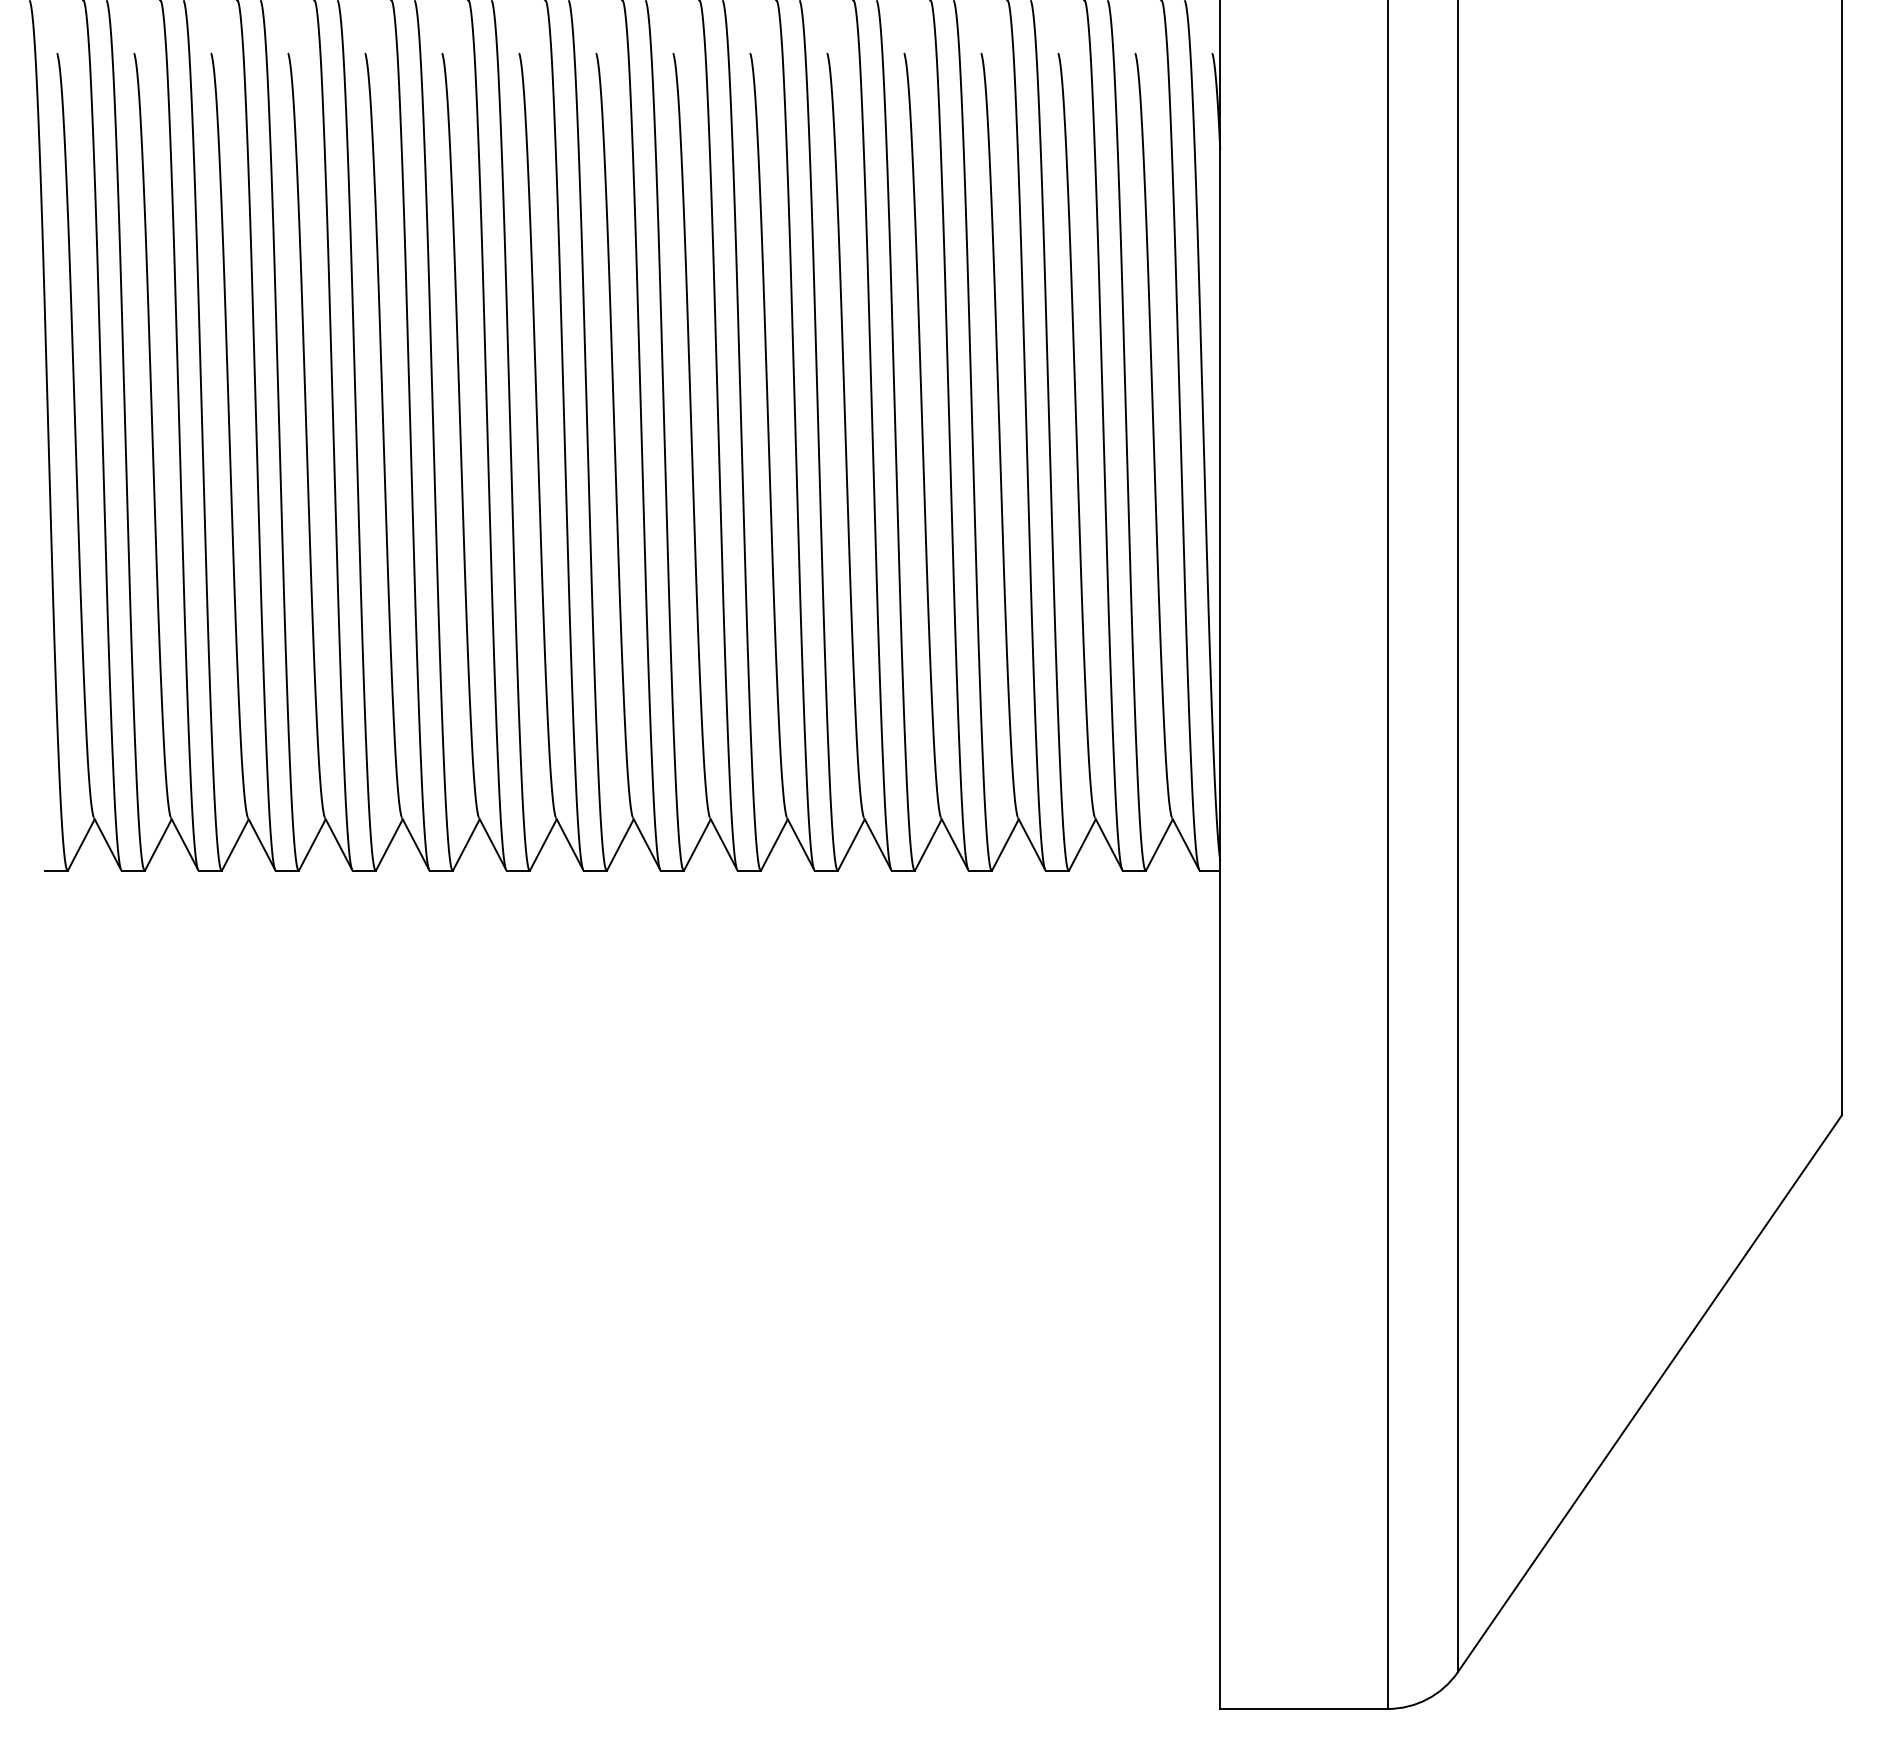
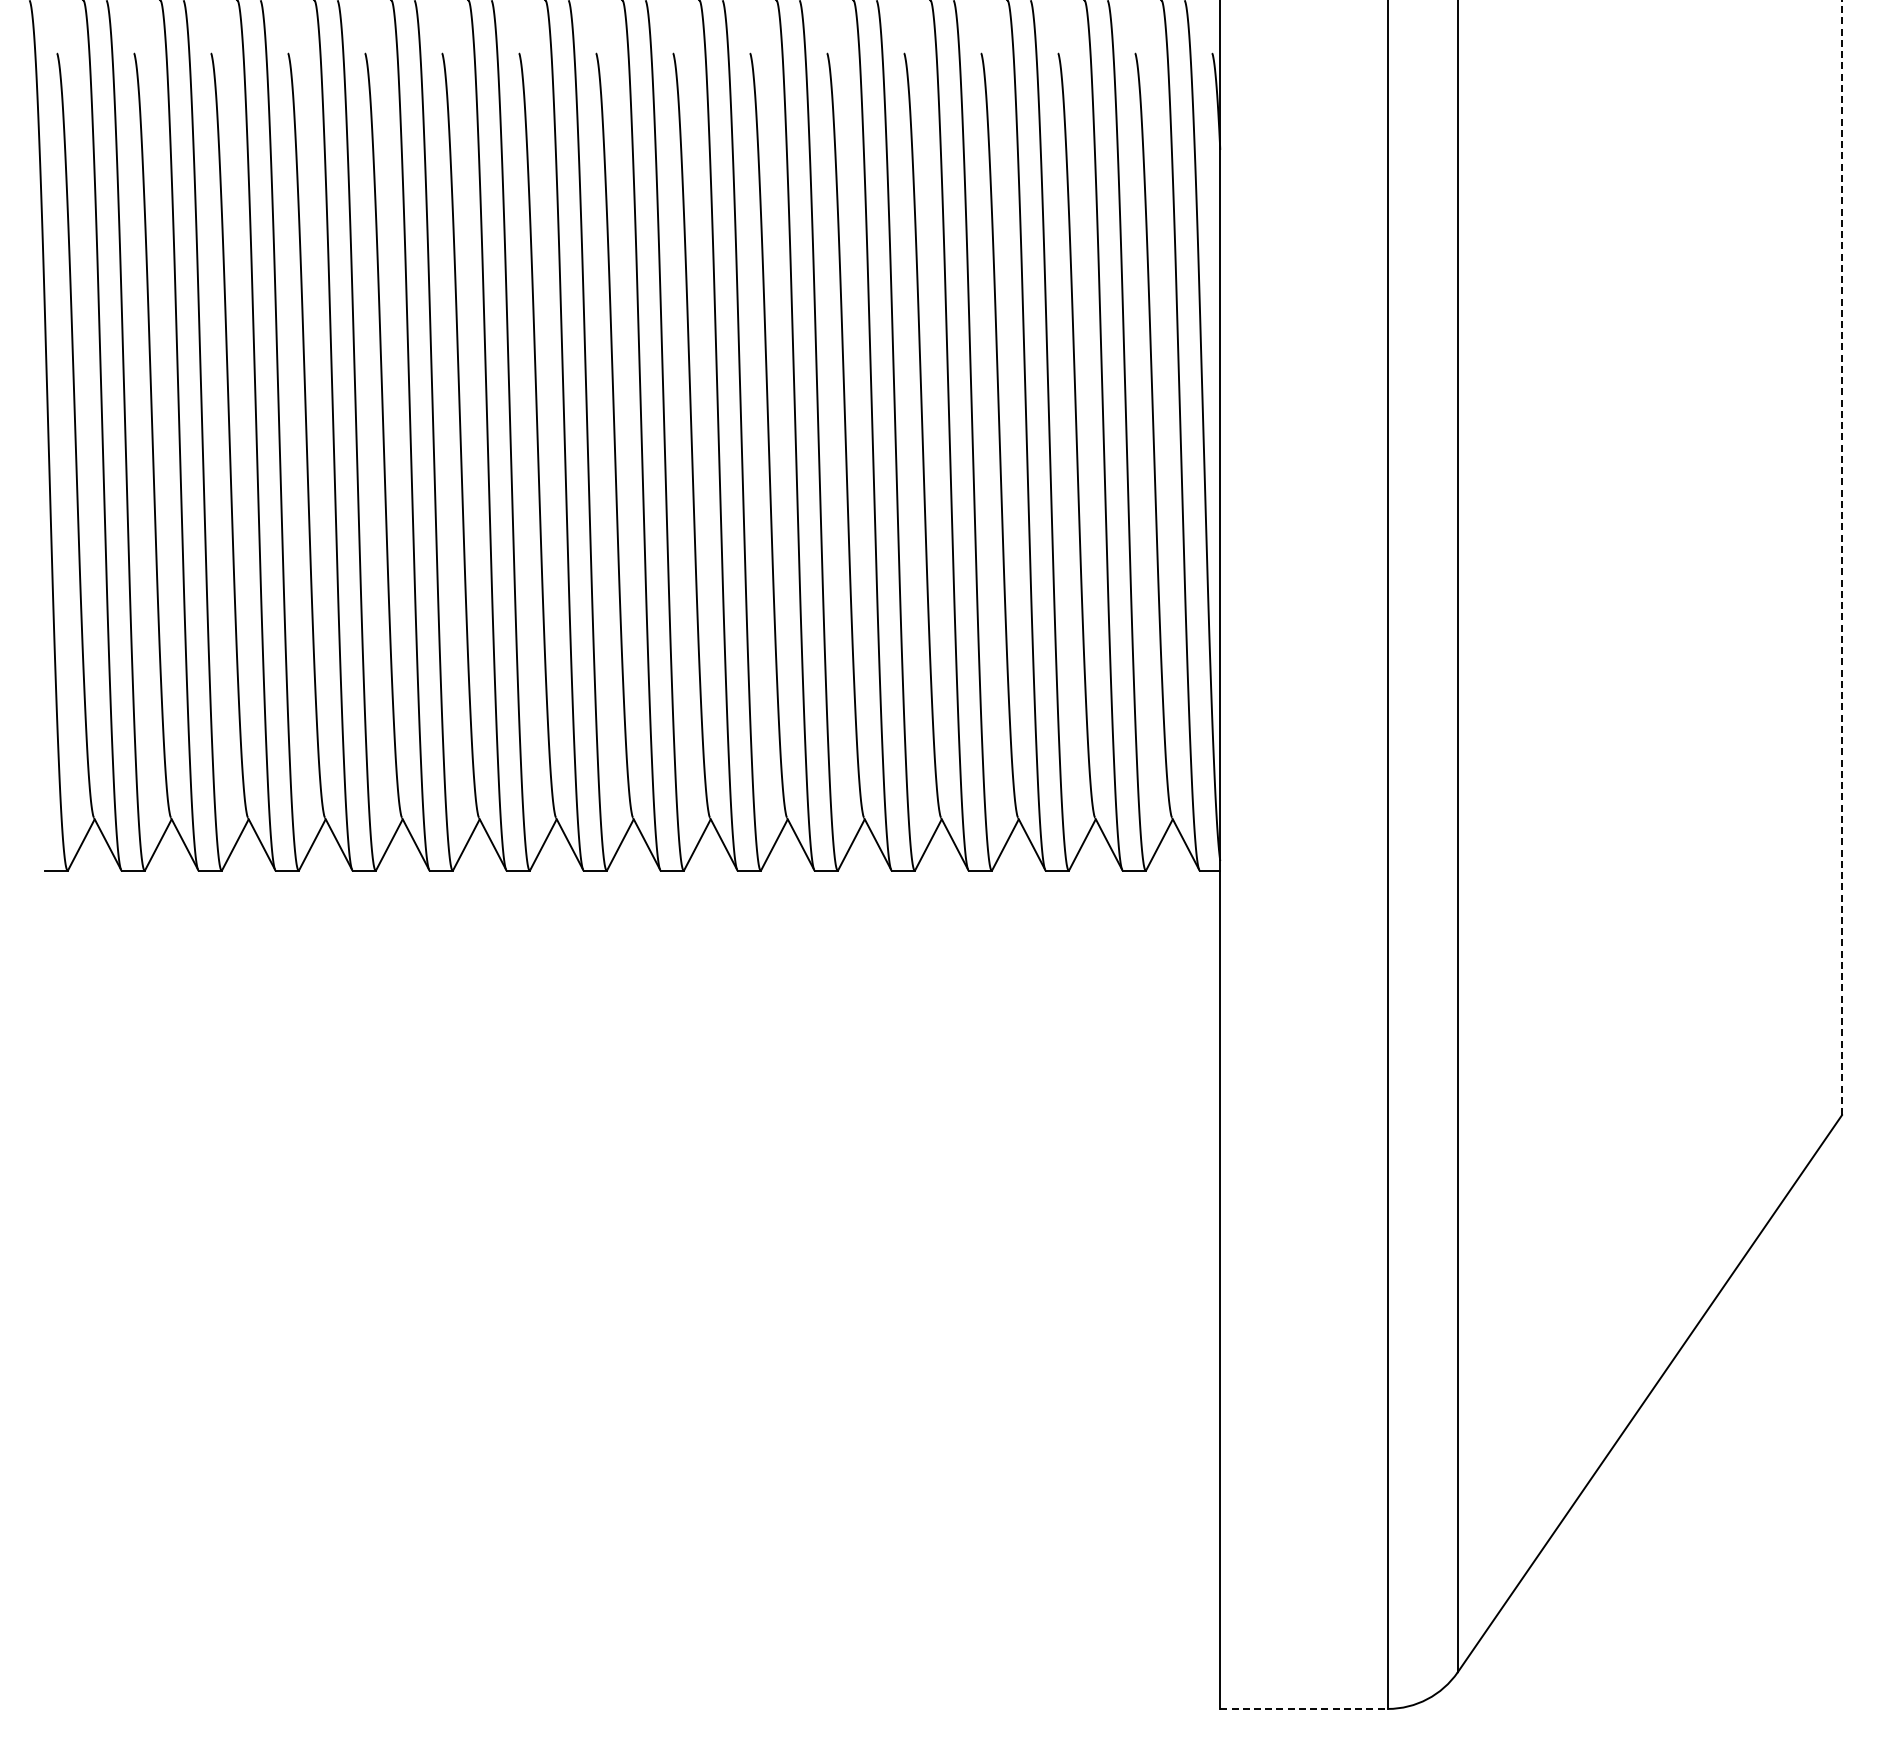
line: solid -> dashed (1842, 557)
line: solid -> dashed (1304, 1708)
